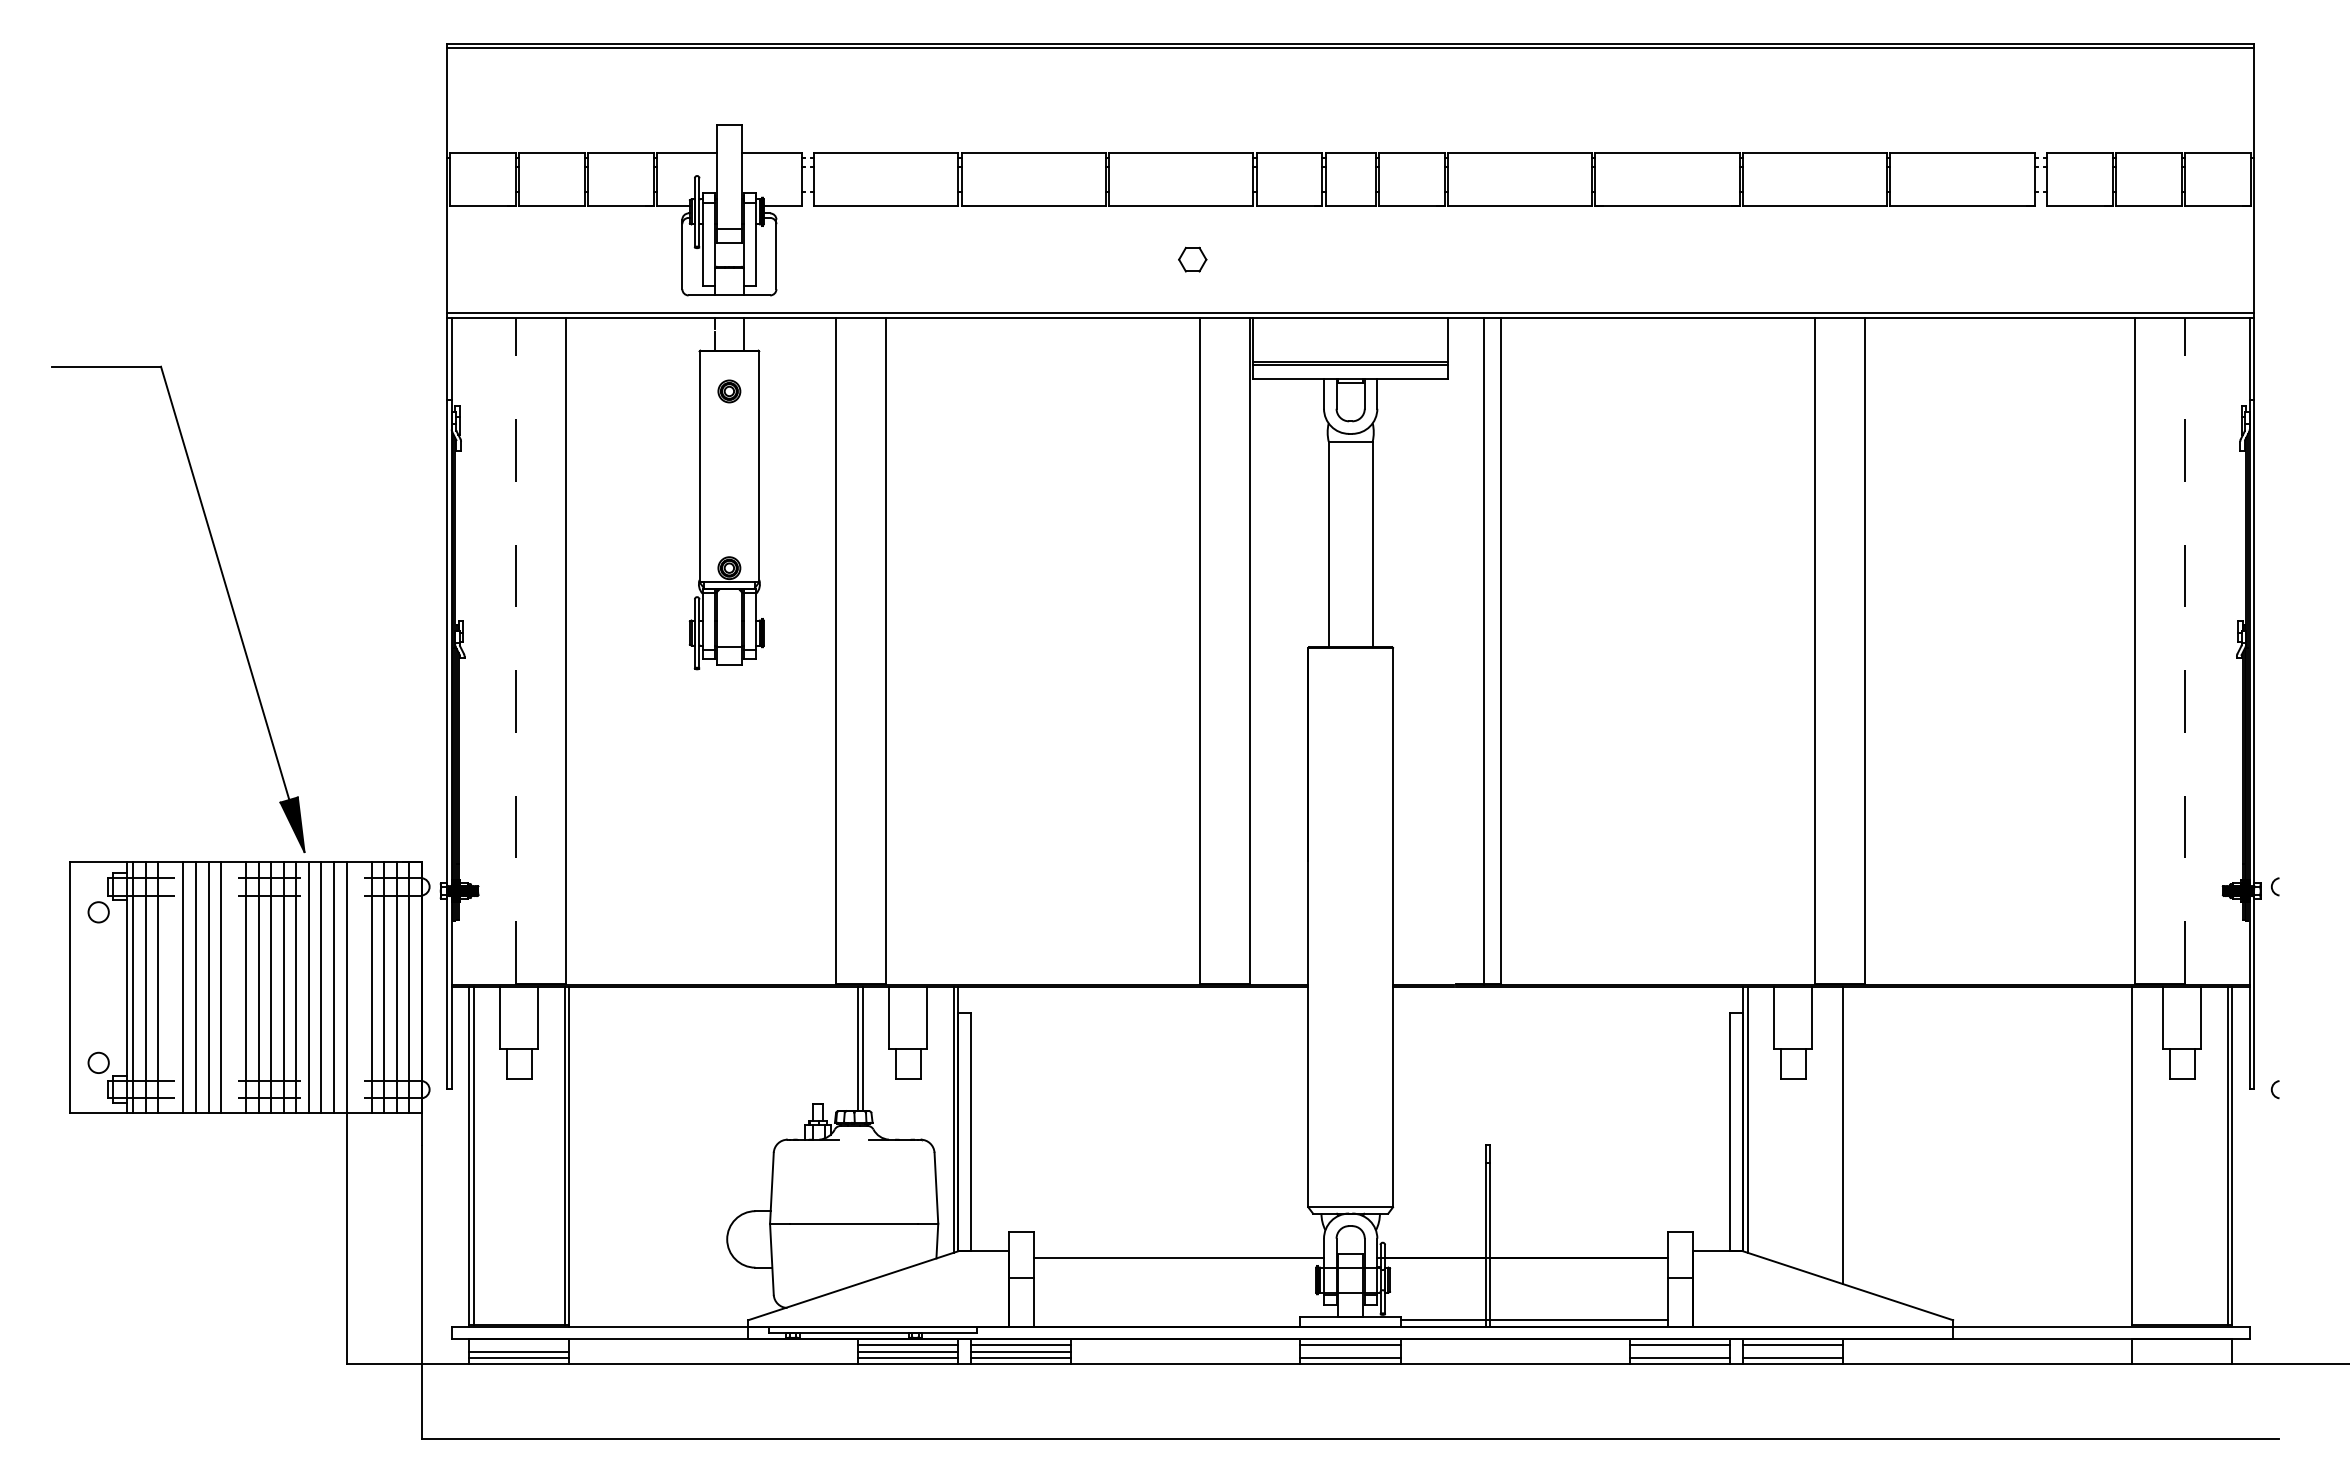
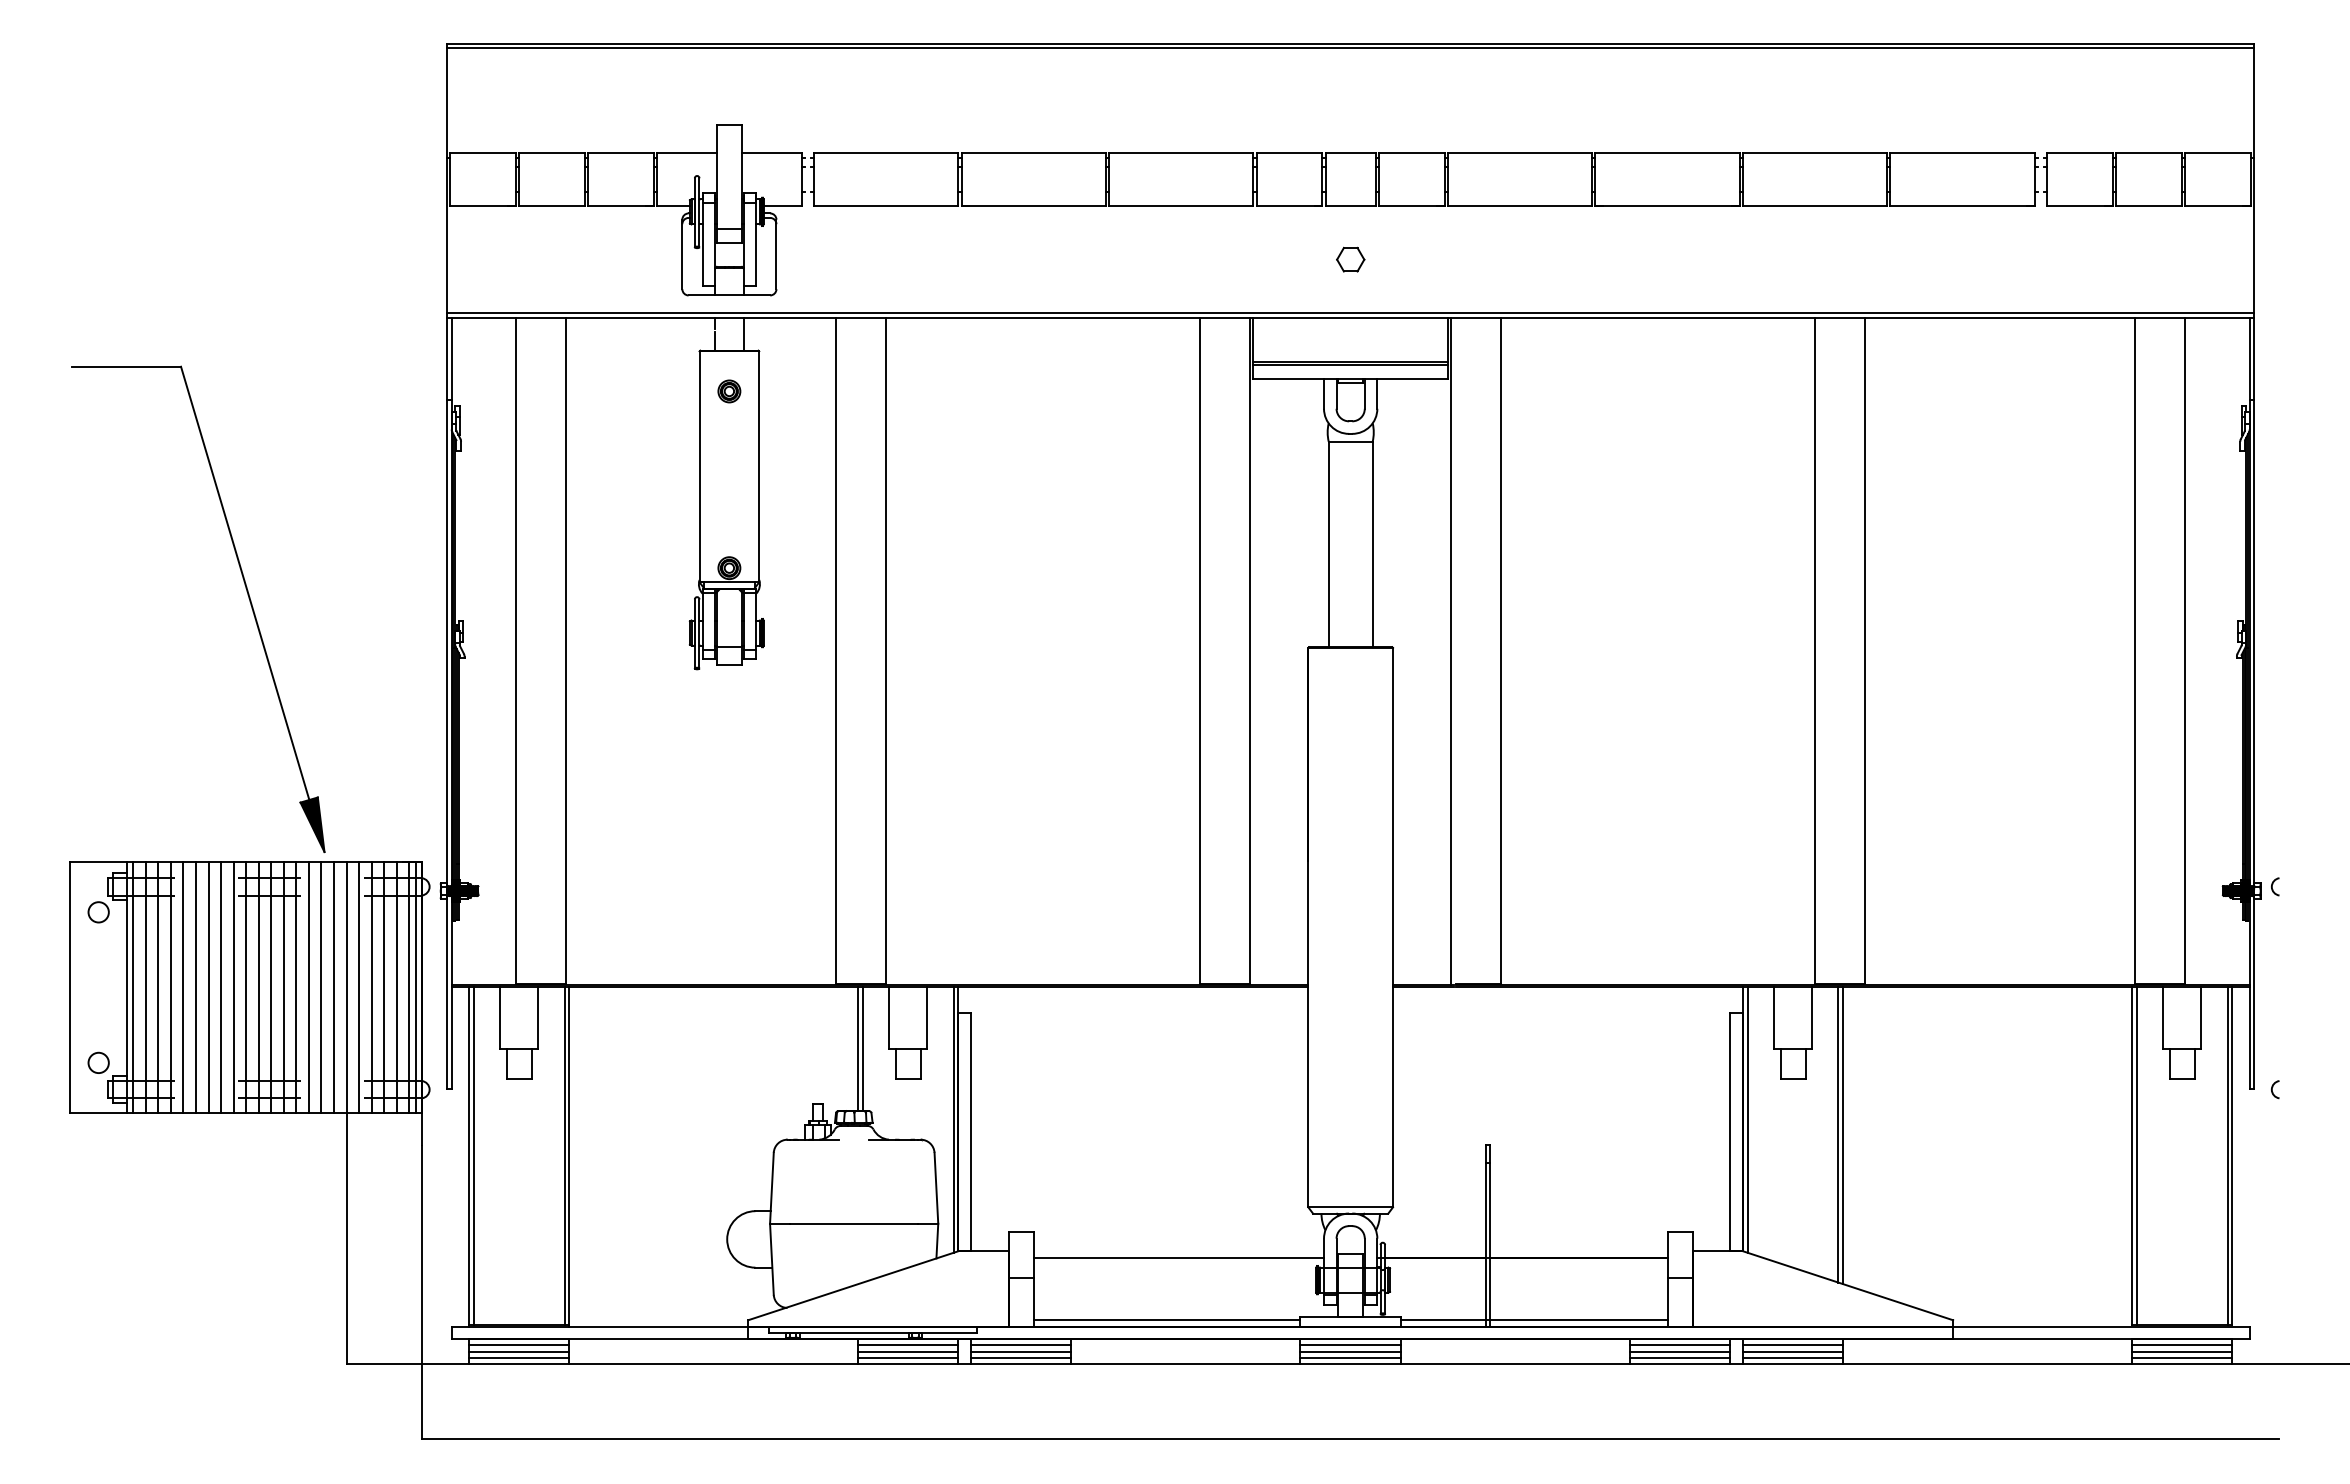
part position: (1192, 259) -> (1350, 259) (1350, 259)
part position: (227, 595) -> (247, 595) (247, 595)
line: dashed -> solid (516, 650)
line position: (1484, 650) -> (1451, 650) (1451, 650)
line: dashed -> solid (2185, 650)
line: none -> present (170, 987)
line: none -> present (233, 987)
line: none -> present (359, 987)
line: none -> present (415, 987)
line: none -> present (1838, 1134)
line: none -> present (2136, 1155)
line: none -> present (1166, 1320)
line: none -> present (518, 1345)
line: none -> present (2181, 1345)
line: none -> present (1350, 1351)
line: none -> present (1679, 1351)
line: none -> present (1792, 1351)
line: none -> present (2181, 1351)
line: none -> present (2181, 1357)
